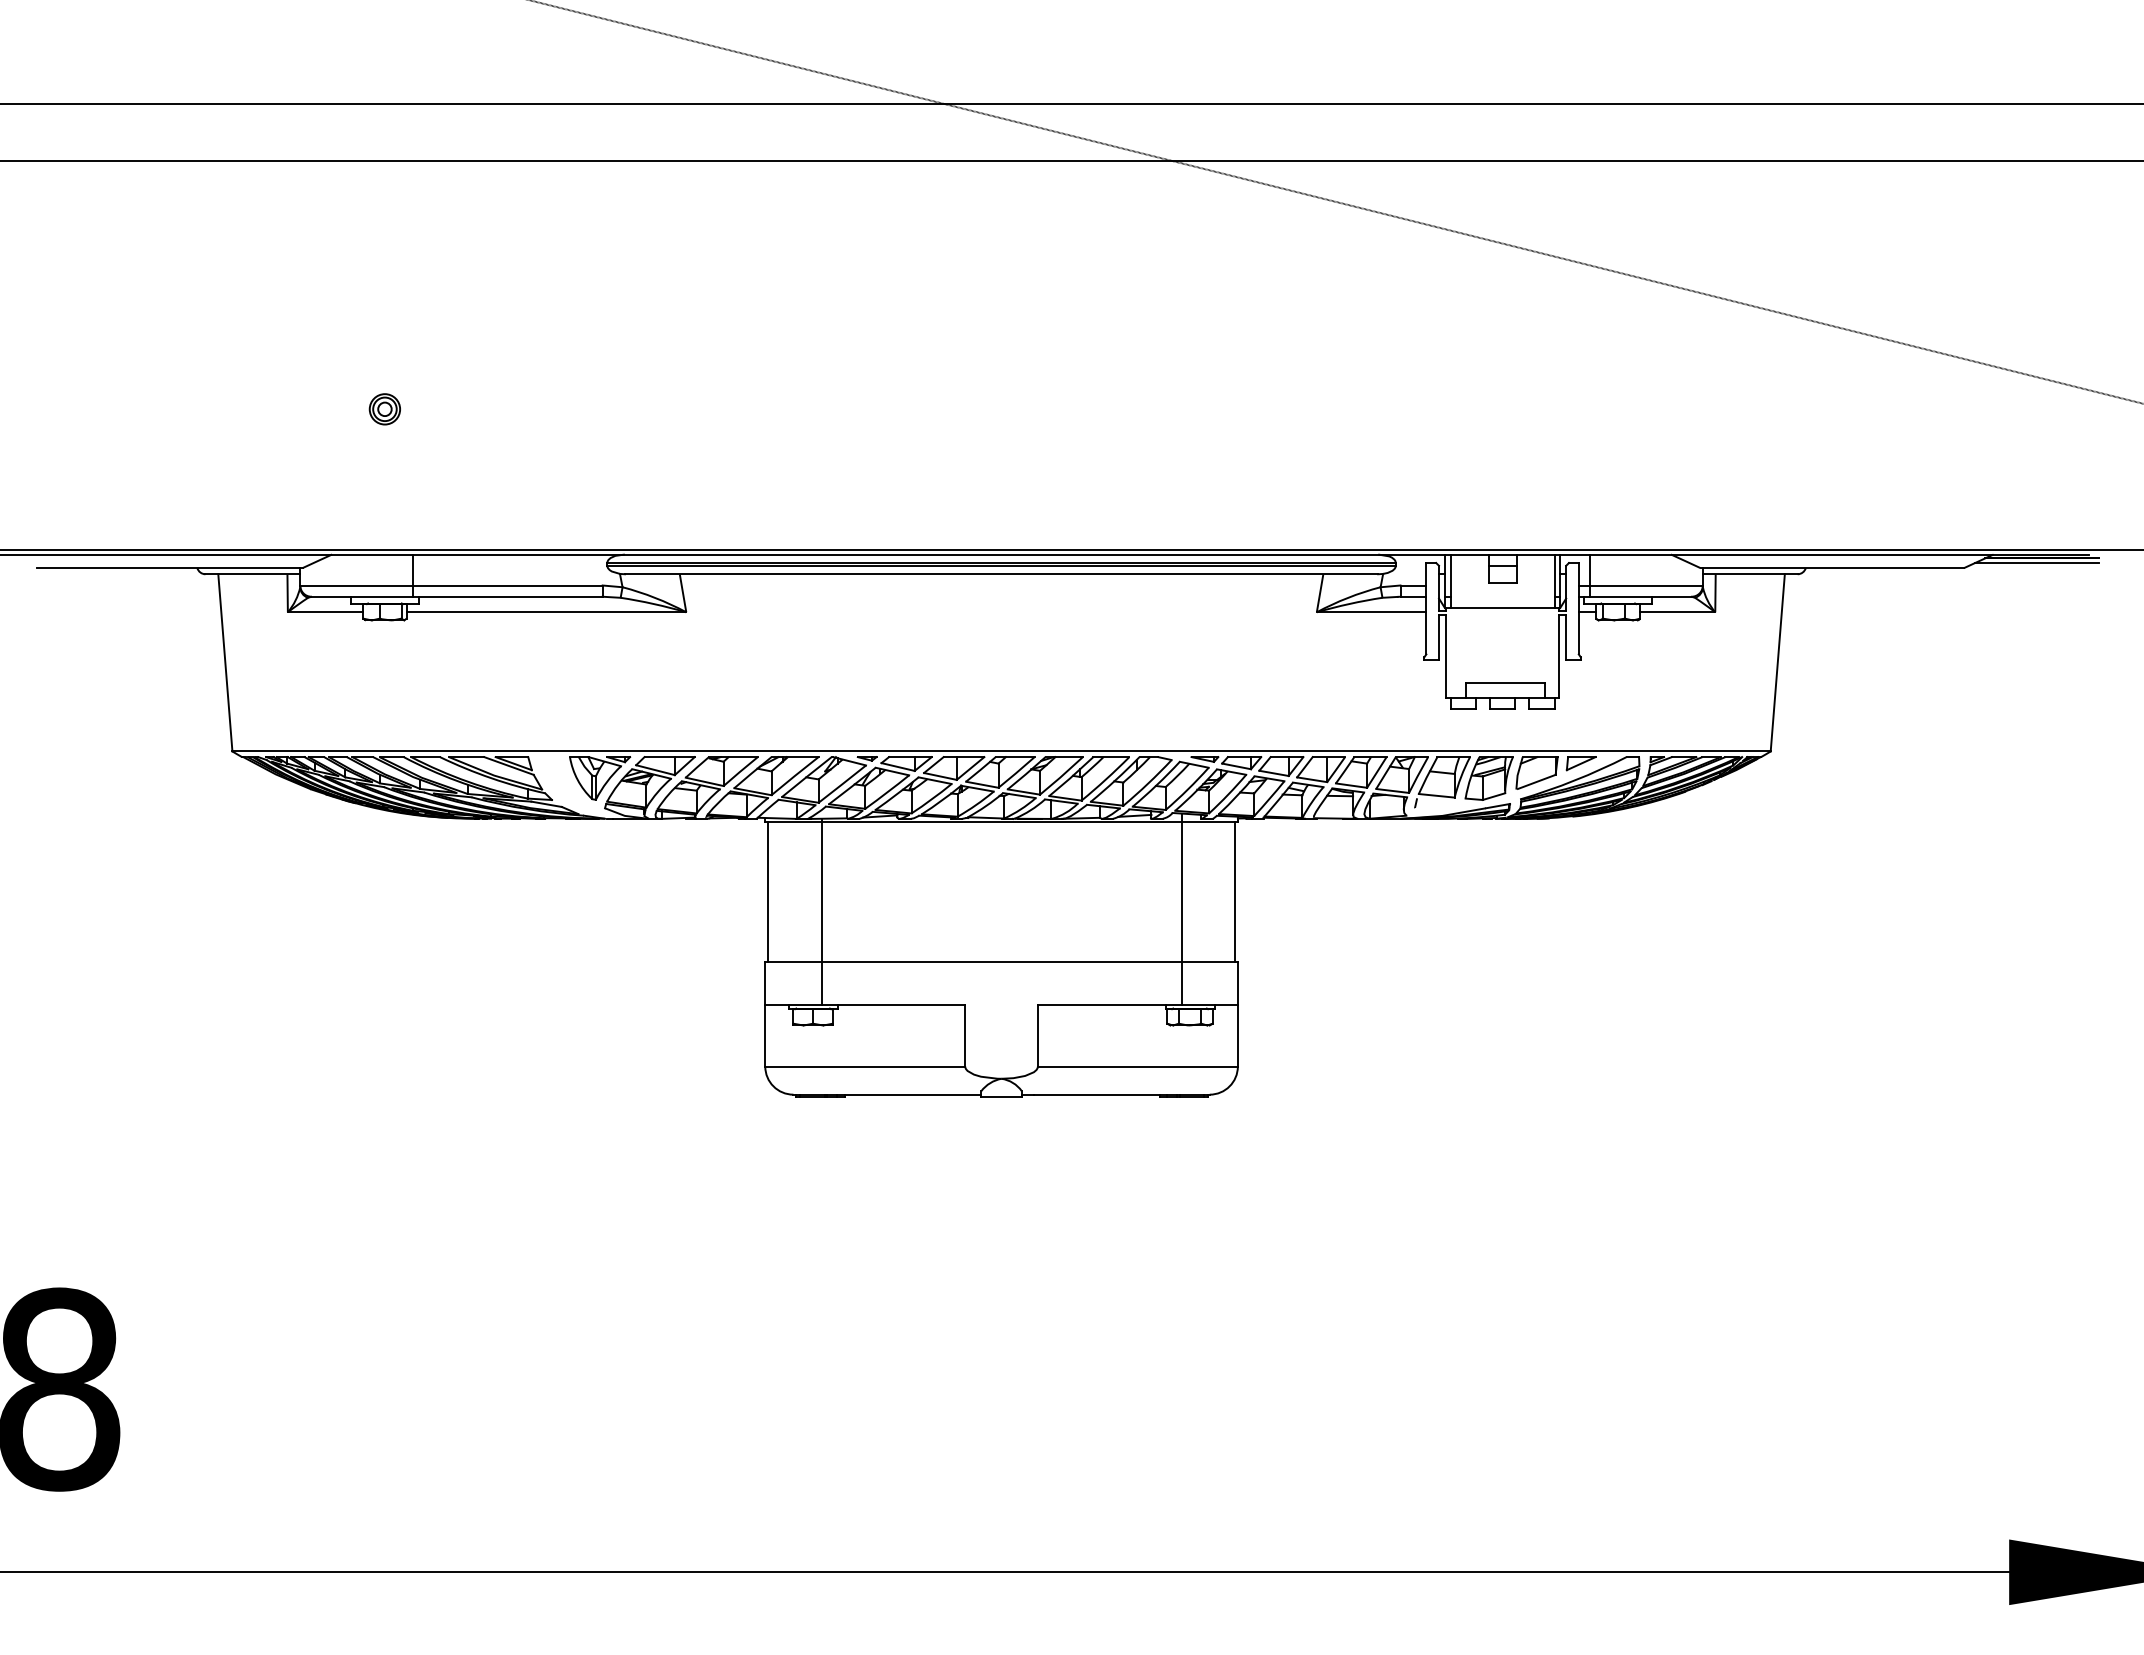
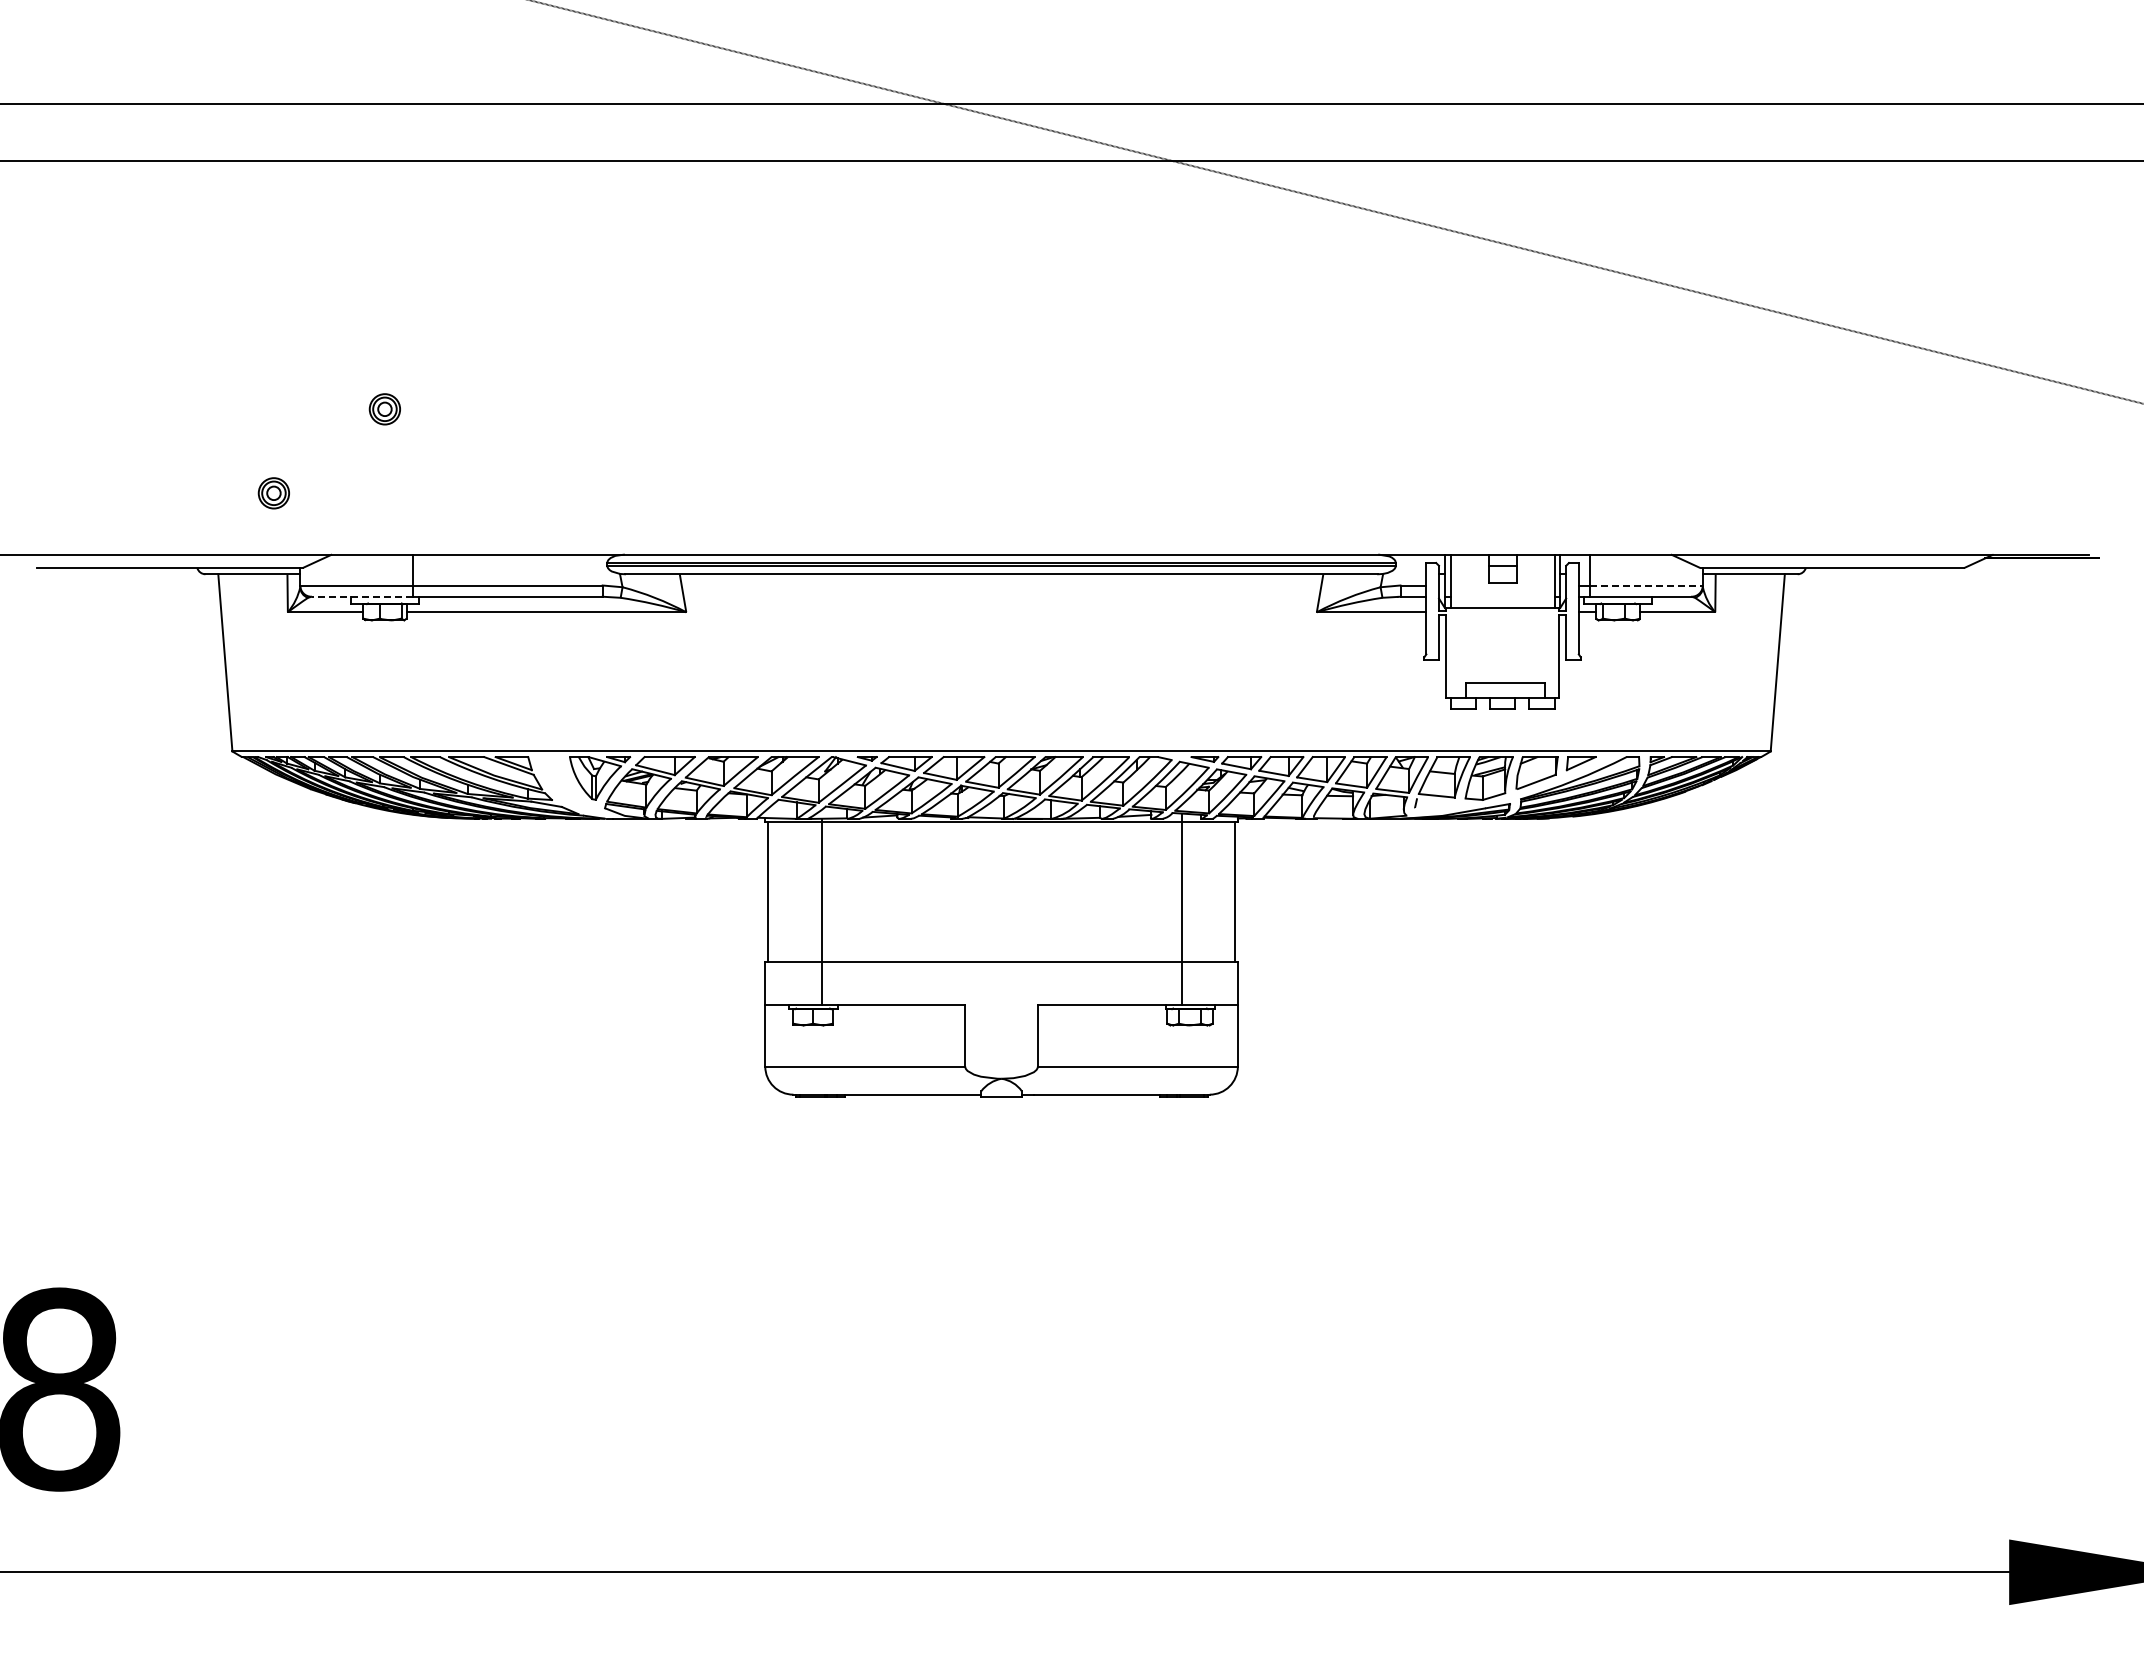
part: none -> present (273, 493)
line: present -> none (1071, 550)
line: present -> none (2037, 563)
line: solid -> dashed (1647, 585)
line: solid -> dashed (362, 596)
